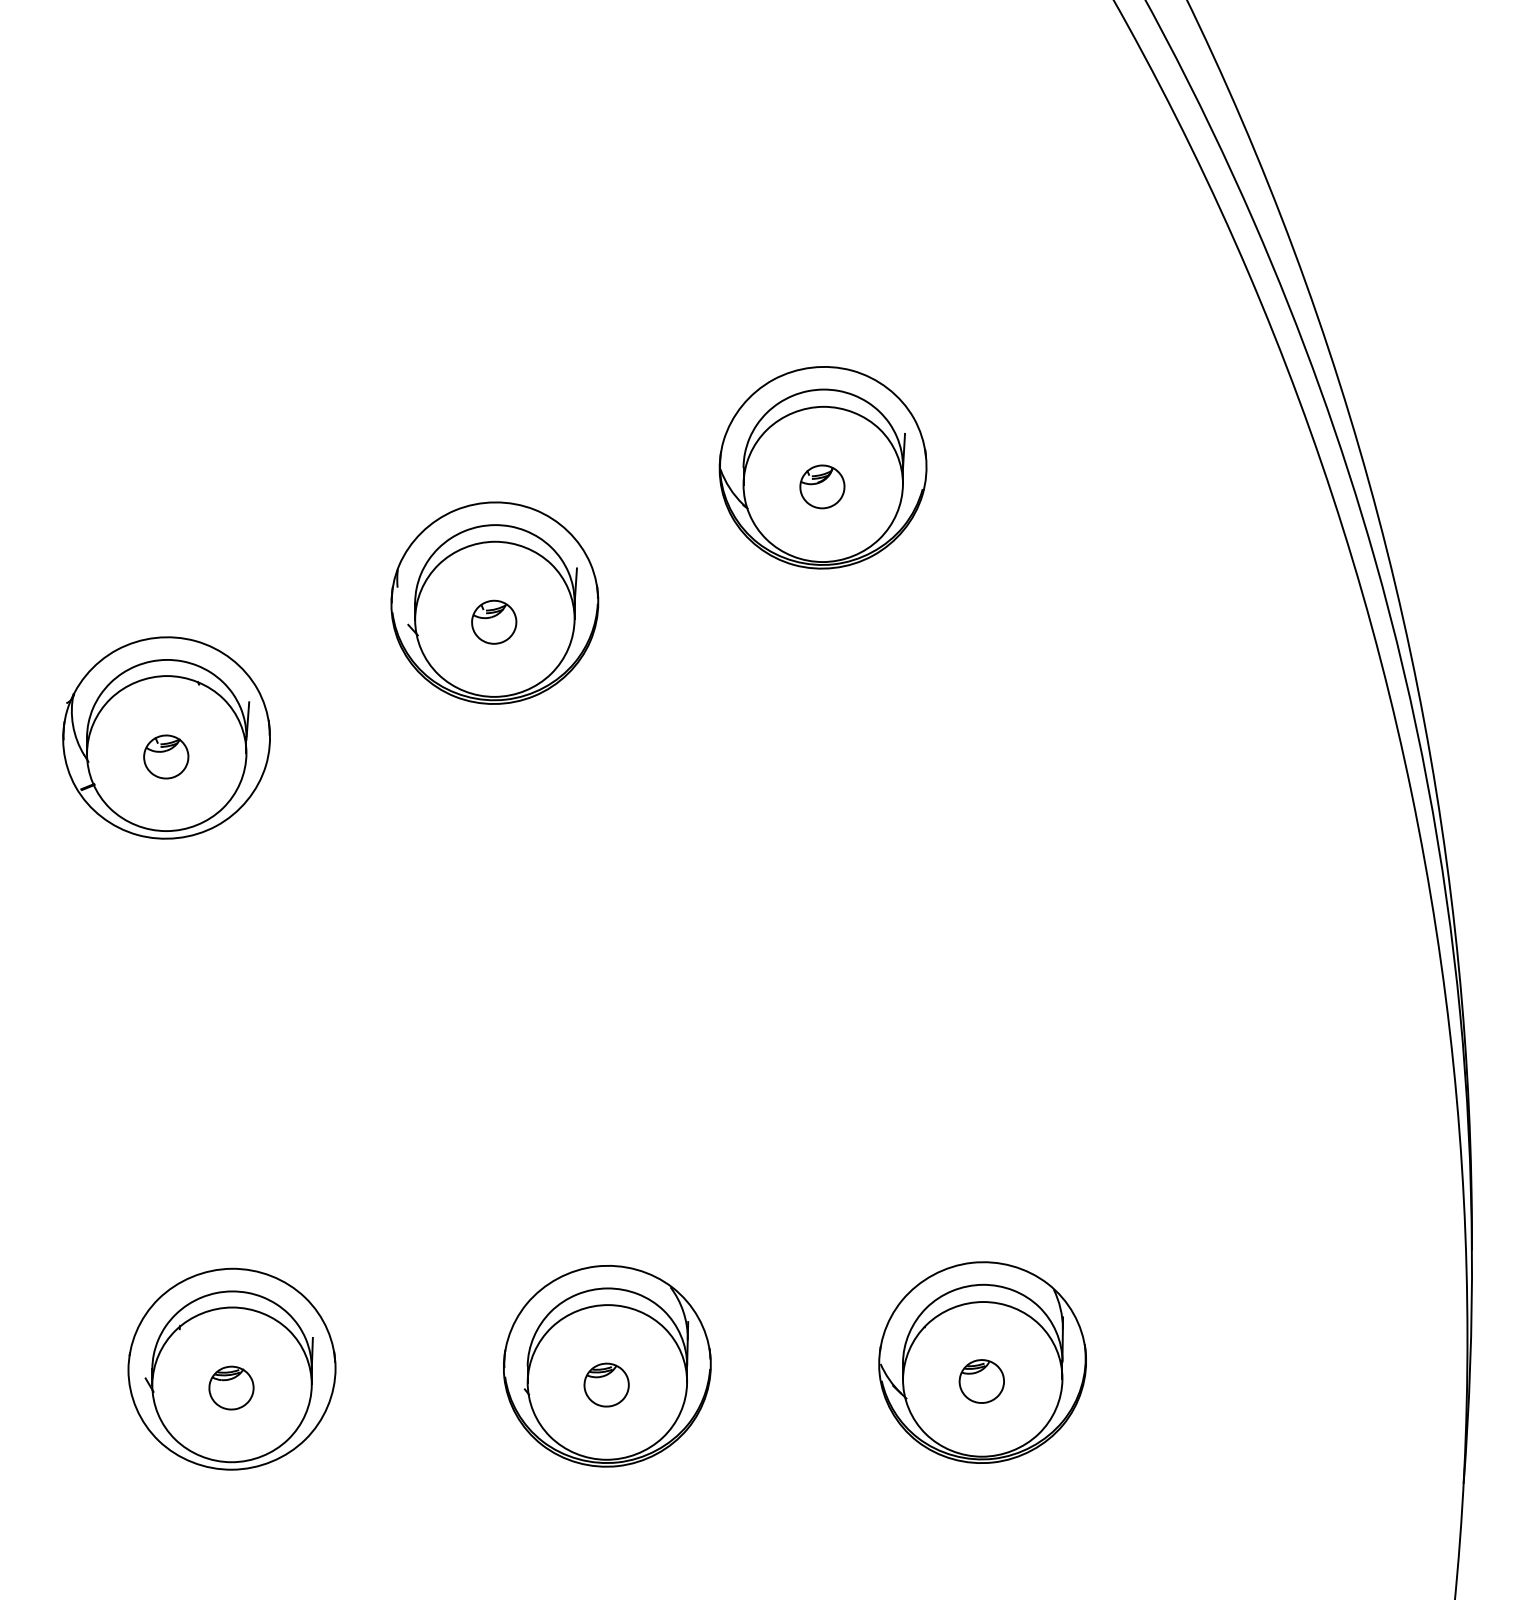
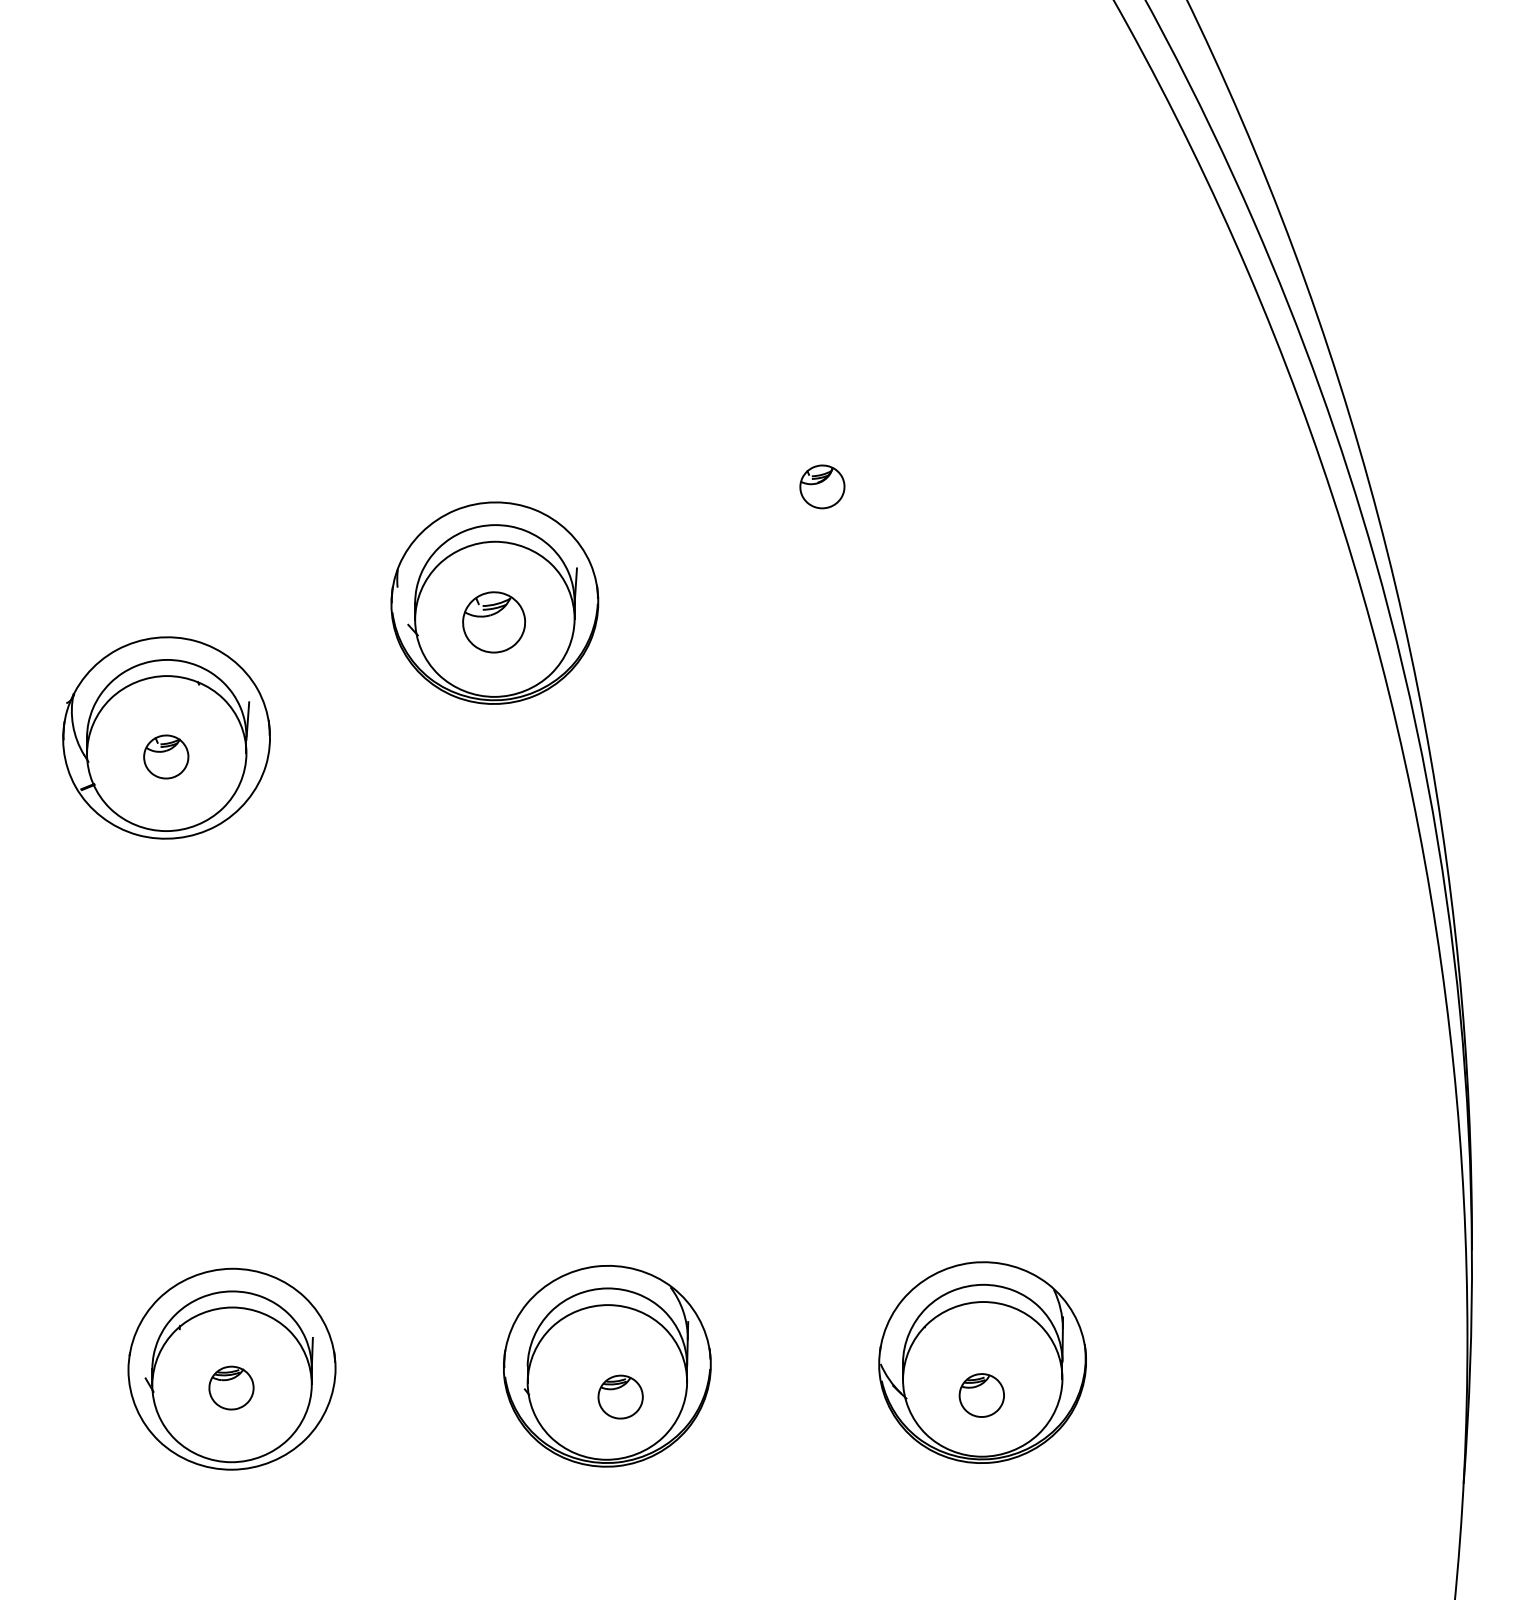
part: present -> none (822, 467)
part size: 47x46 px -> 65x63 px (494, 622)
part position: (981, 1381) -> (981, 1395) (981, 1395)
part position: (606, 1384) -> (620, 1396) (620, 1396)
